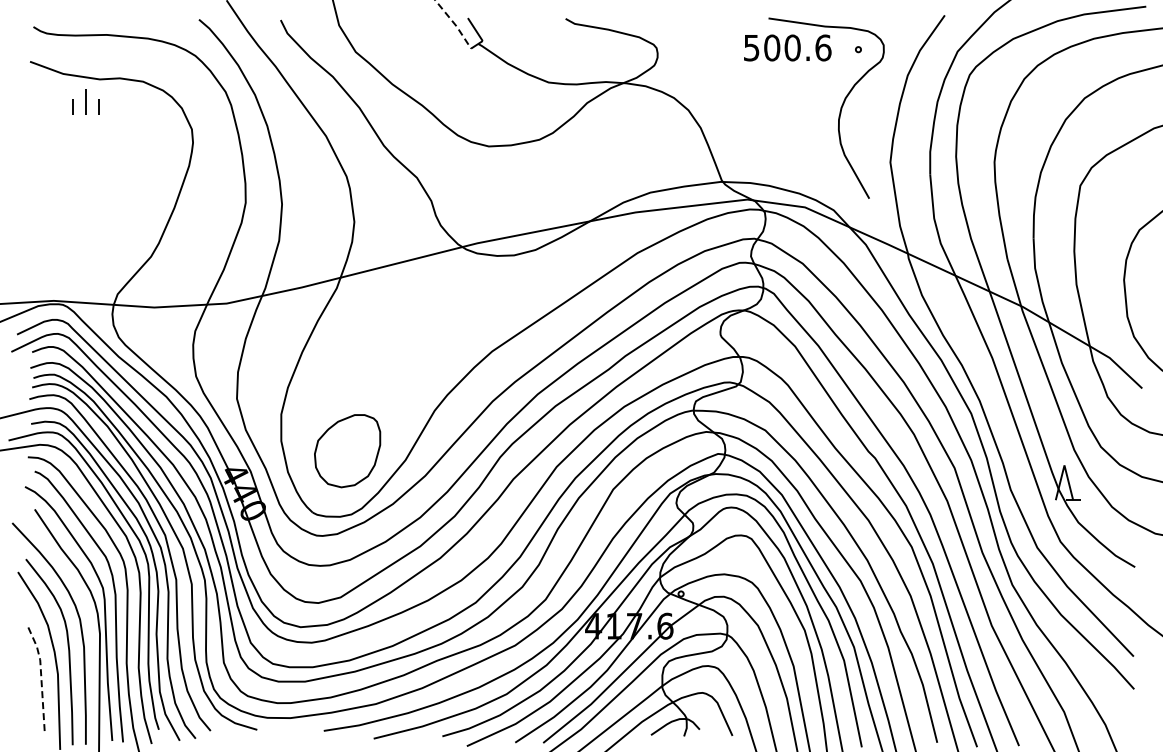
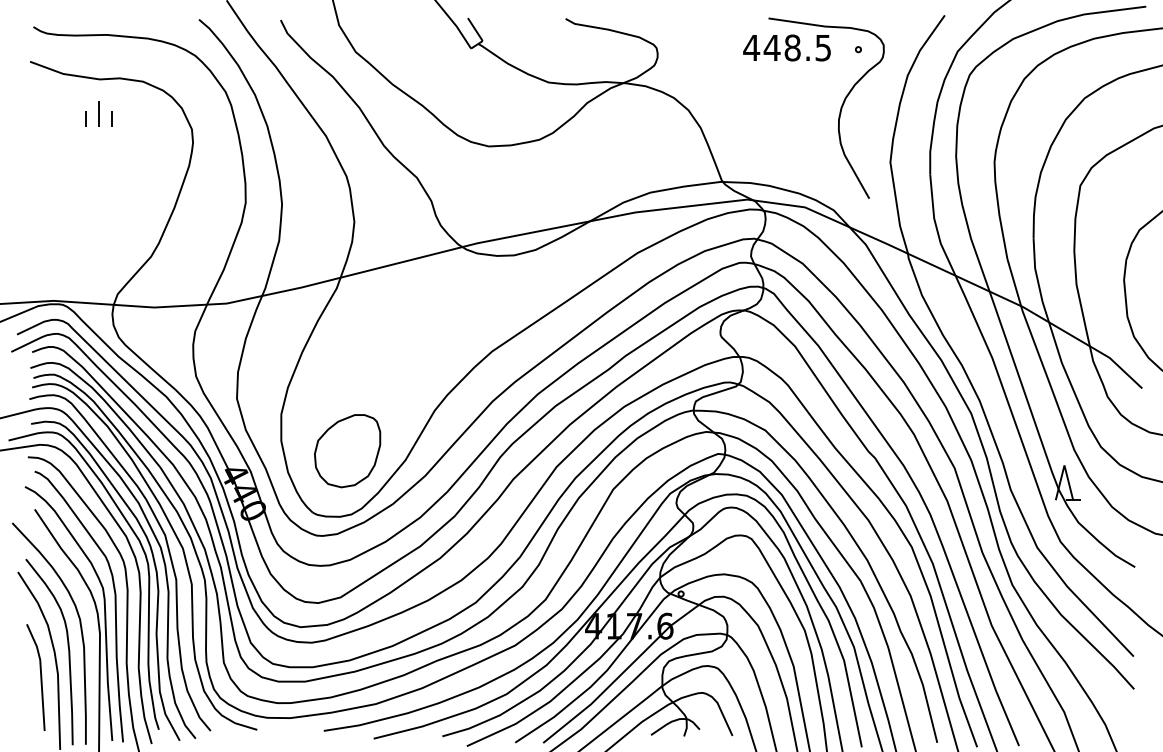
line: dashed -> solid (454, 24)
text: 500.6 -> 448.5 (787, 47)
part position: (85, 101) -> (98, 113) (98, 113)
line: dashed -> solid (41, 674)
